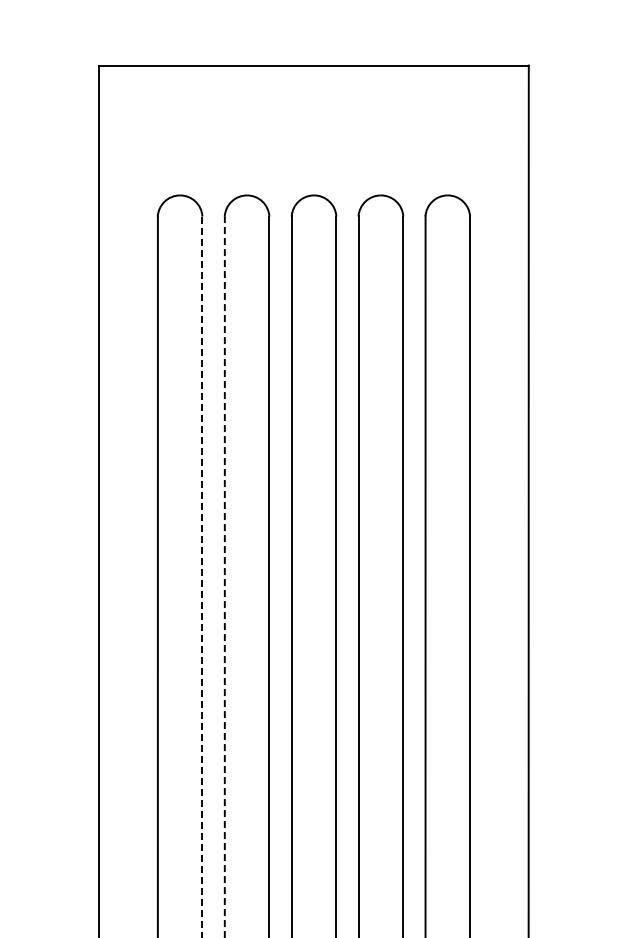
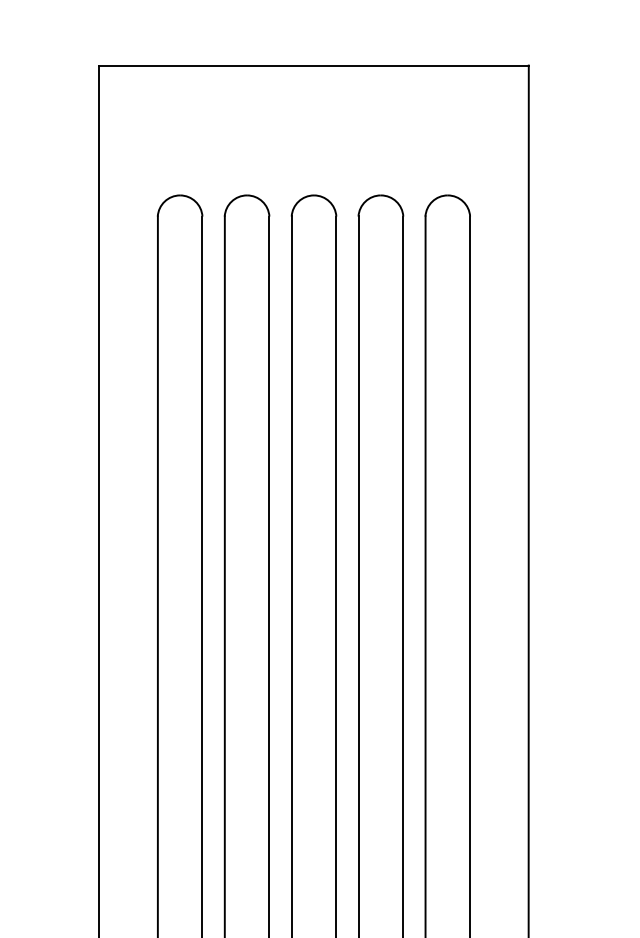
line: dashed -> solid (224, 576)
line: dashed -> solid (202, 577)
